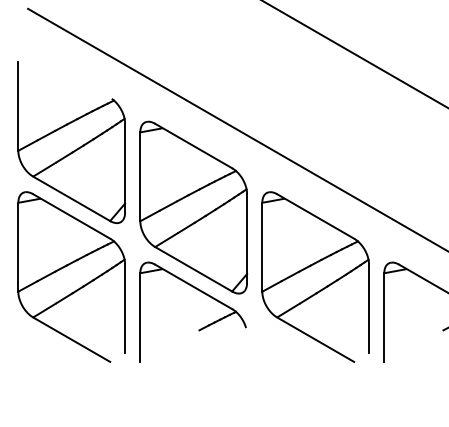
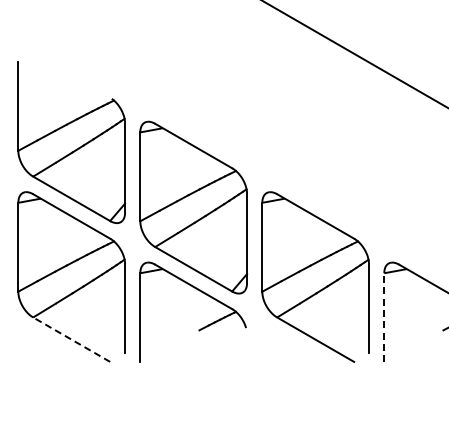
line: present -> none (236, 128)
line: solid -> dashed (384, 317)
line: solid -> dashed (71, 339)
